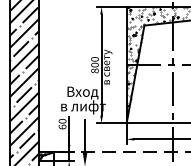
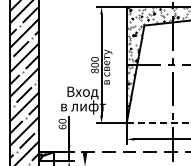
line: solid -> dashed (158, 123)
line: present -> none (85, 135)
